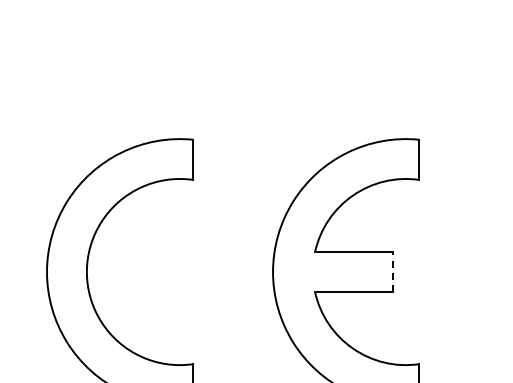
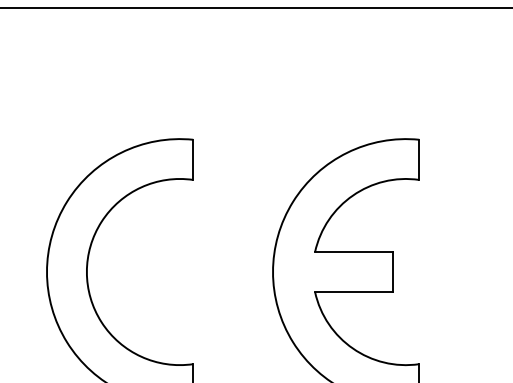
line: none -> present (255, 8)
line: dashed -> solid (392, 272)
